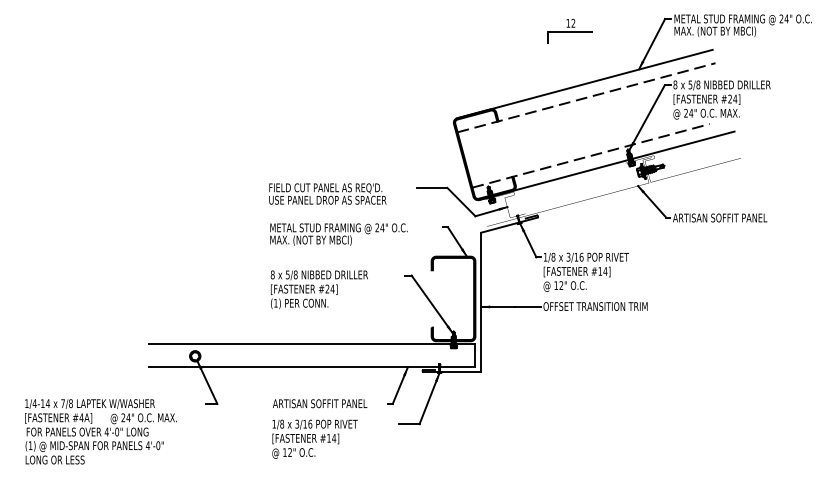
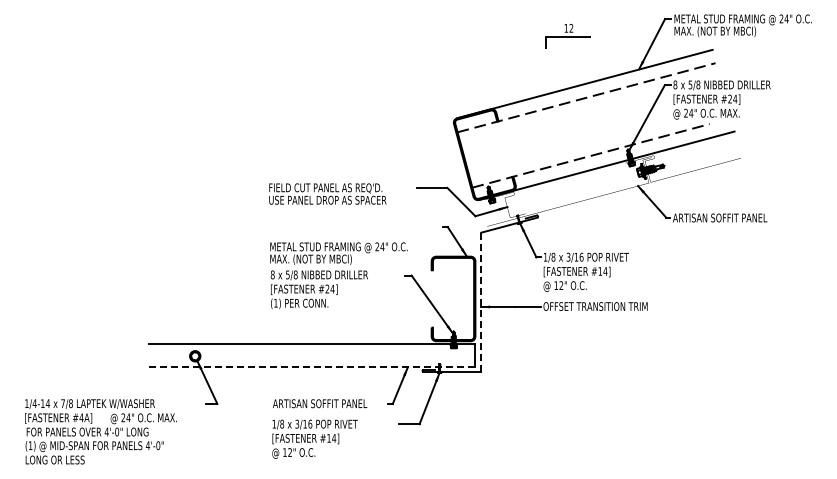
part position: (569, 31) -> (567, 36) (567, 36)
text position: (338, 234) -> (338, 253) (338, 253)
line: solid -> dashed (481, 302)
line: solid -> dashed (311, 367)
